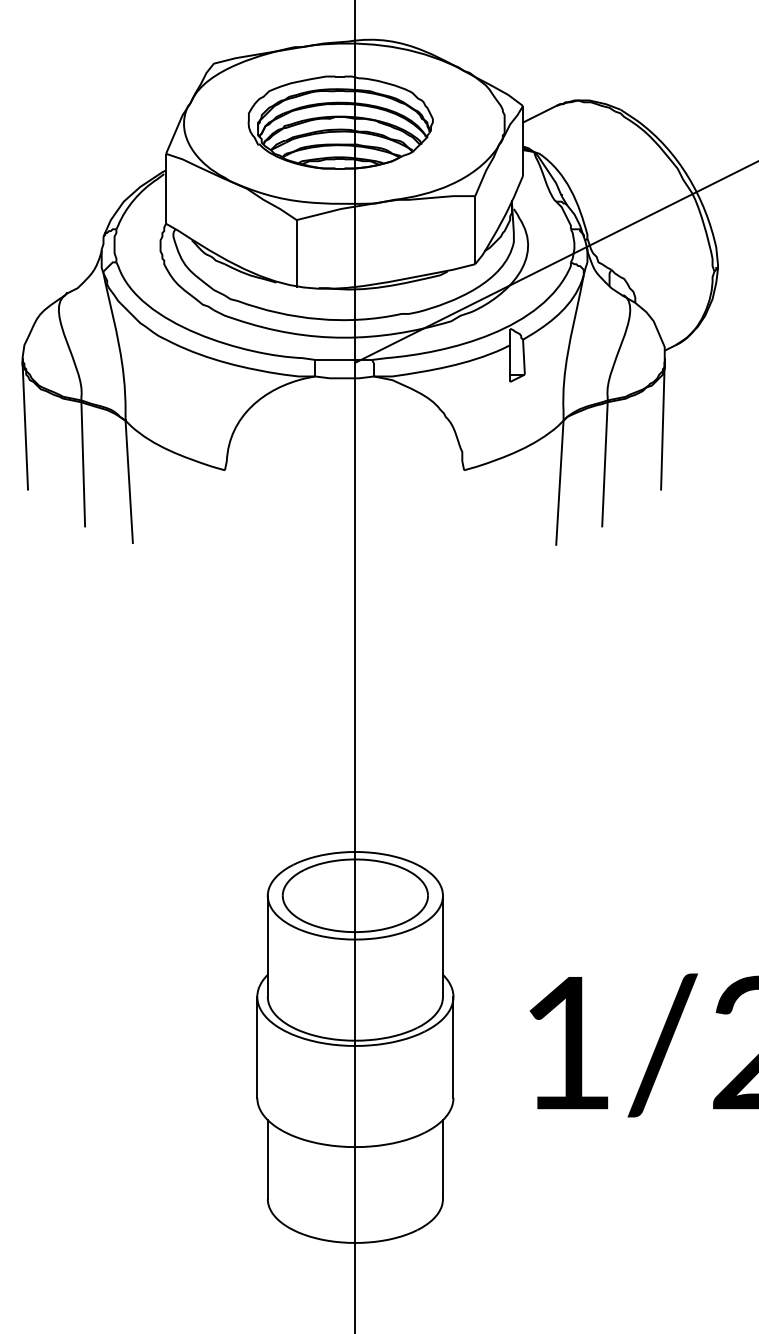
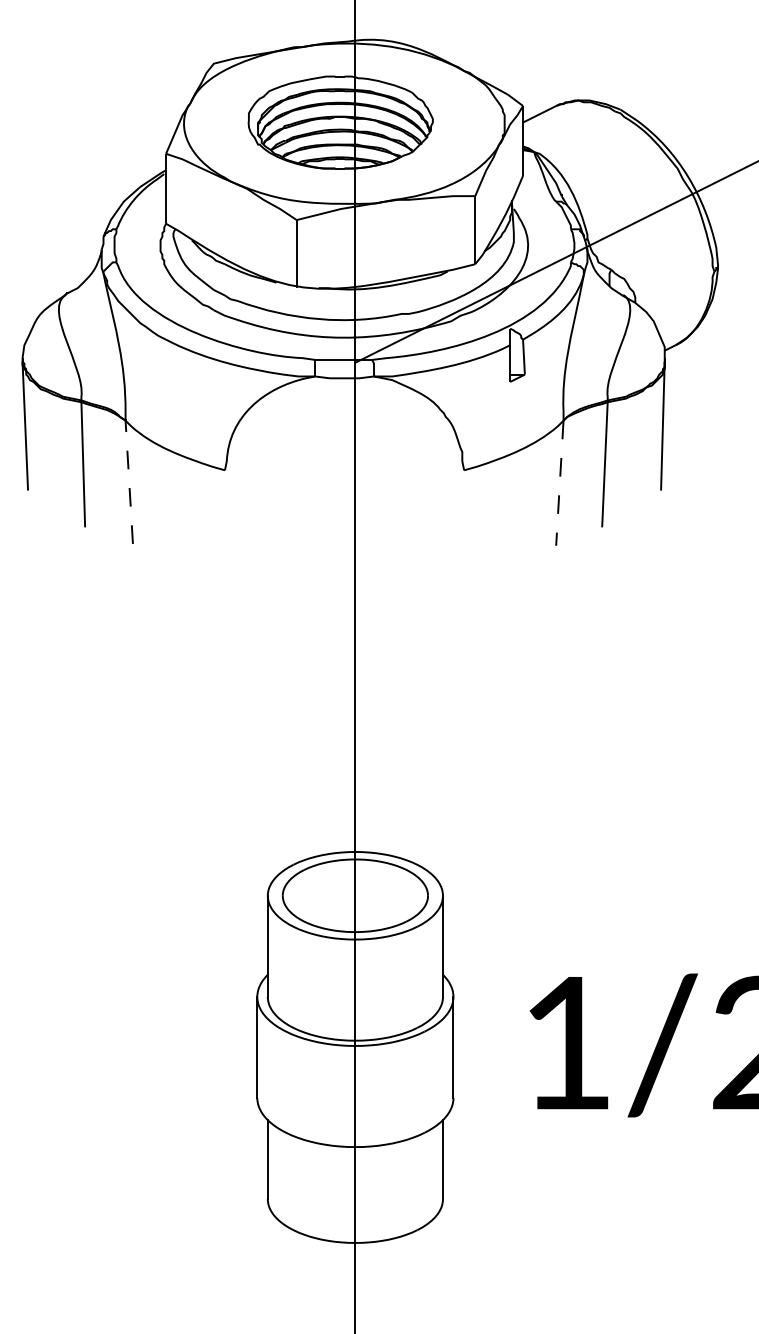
line: solid -> dashed (129, 482)
line: solid -> dashed (559, 483)
